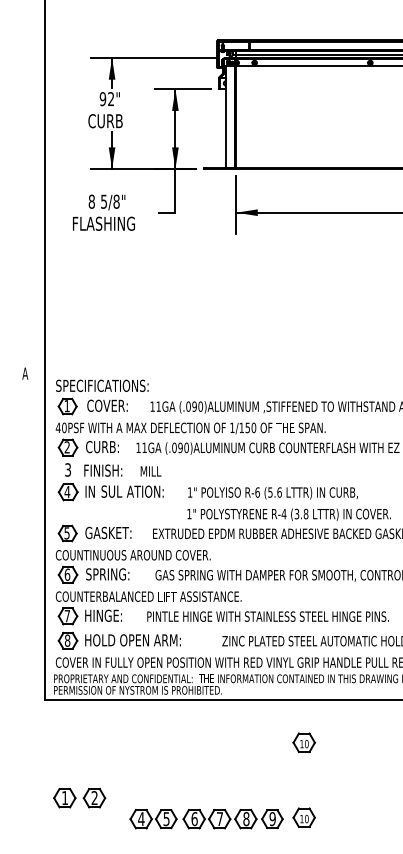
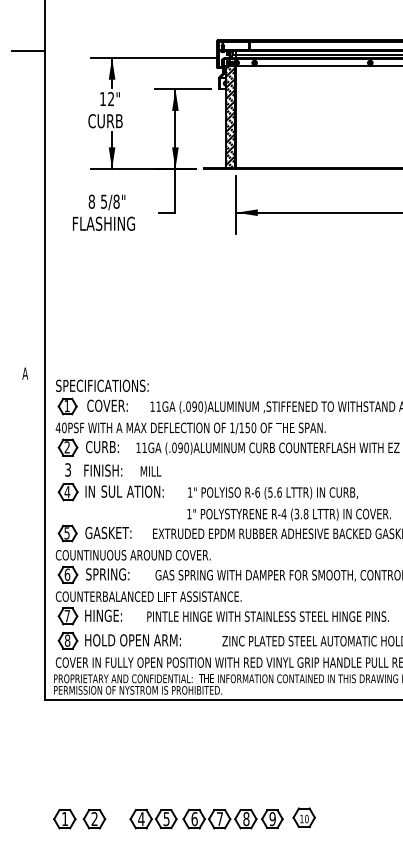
line: none -> present (28, 50)
text: 92" -> 12" (102, 99)
hatch: none -> present (230, 117)
part: present -> none (303, 742)
part position: (79, 798) -> (79, 819) (79, 819)
